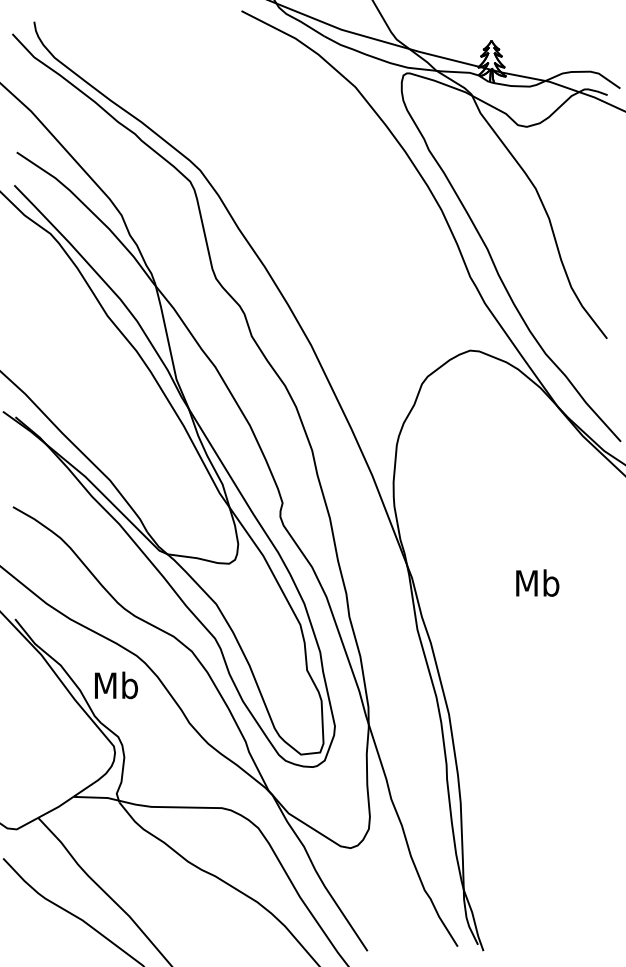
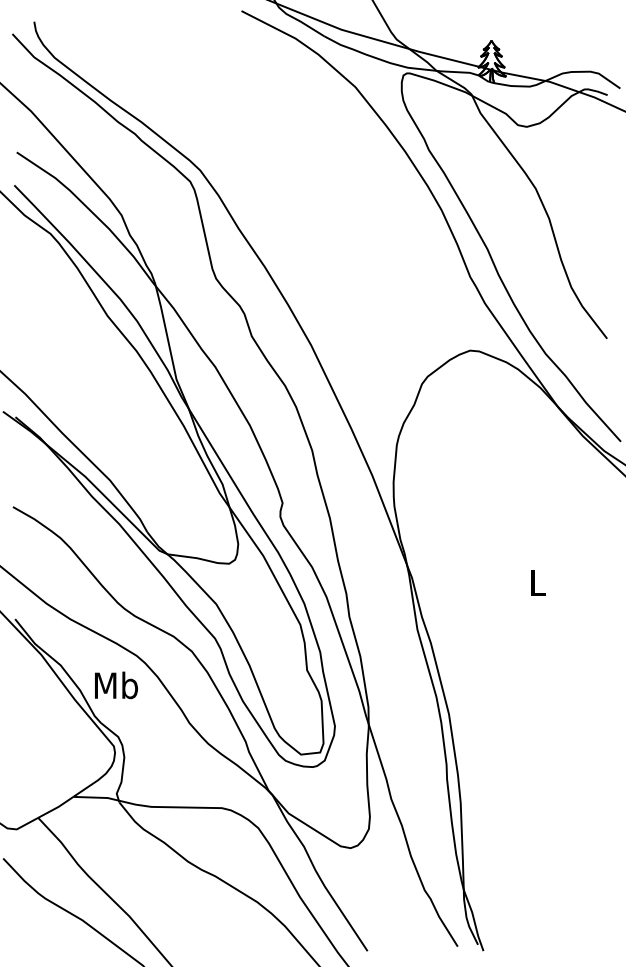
text: Mb -> L (537, 582)
